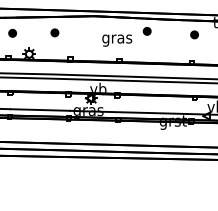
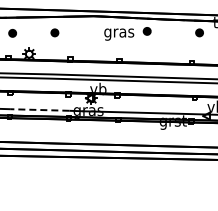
part position: (194, 34) -> (199, 32) (199, 32)
text position: (117, 40) -> (119, 34) (119, 34)
line: solid -> dashed (39, 110)
